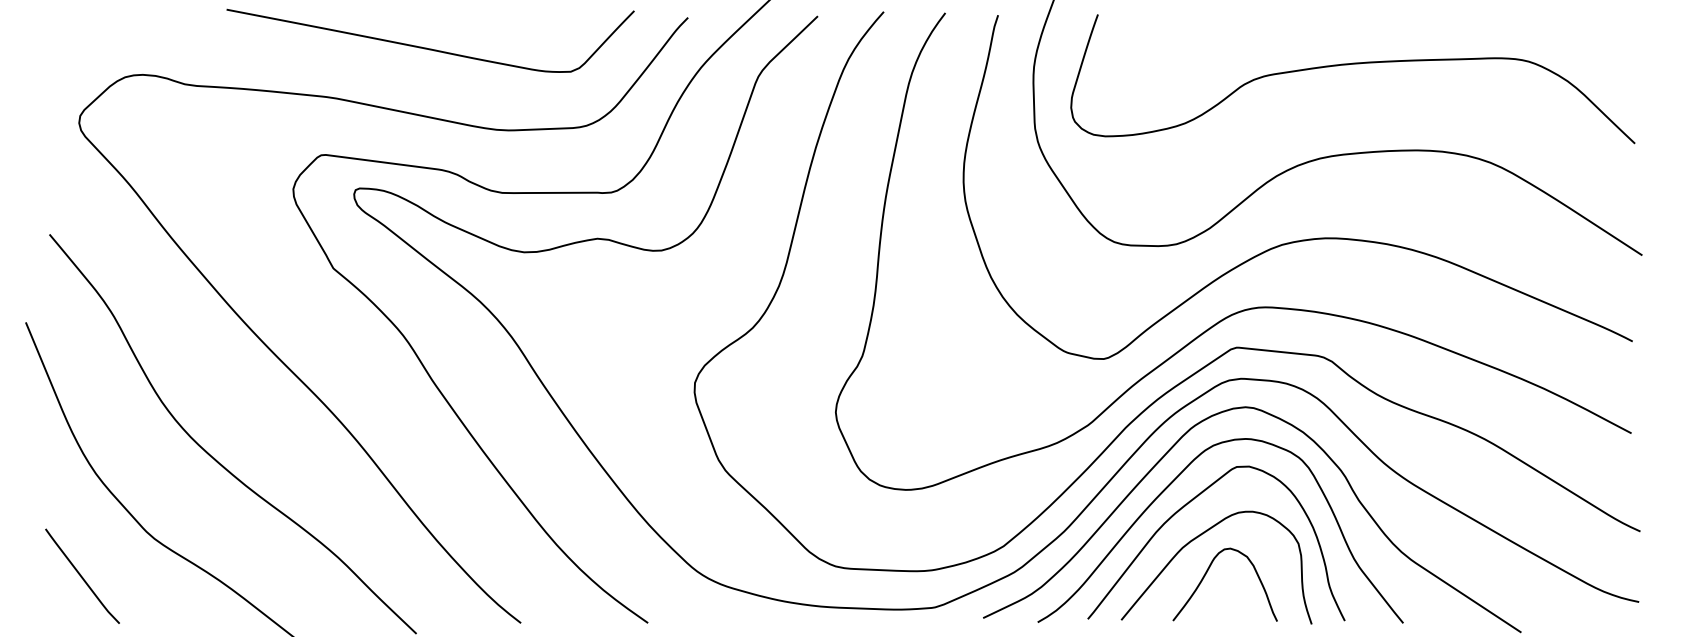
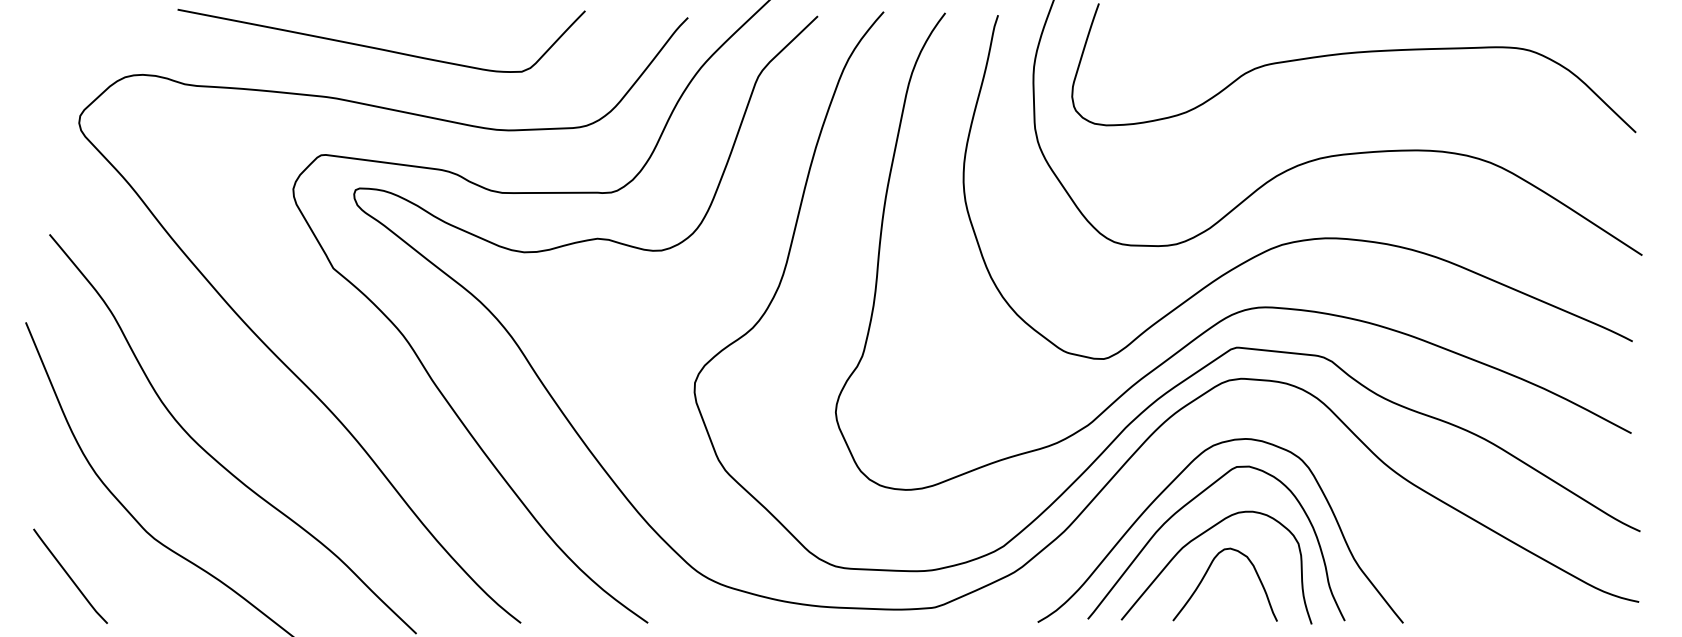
curve position: (430, 48) -> (381, 48) (381, 48)
curve position: (1348, 65) -> (1349, 54) (1349, 54)
curve: present -> none (1321, 450)
curve position: (81, 575) -> (69, 575) (69, 575)
